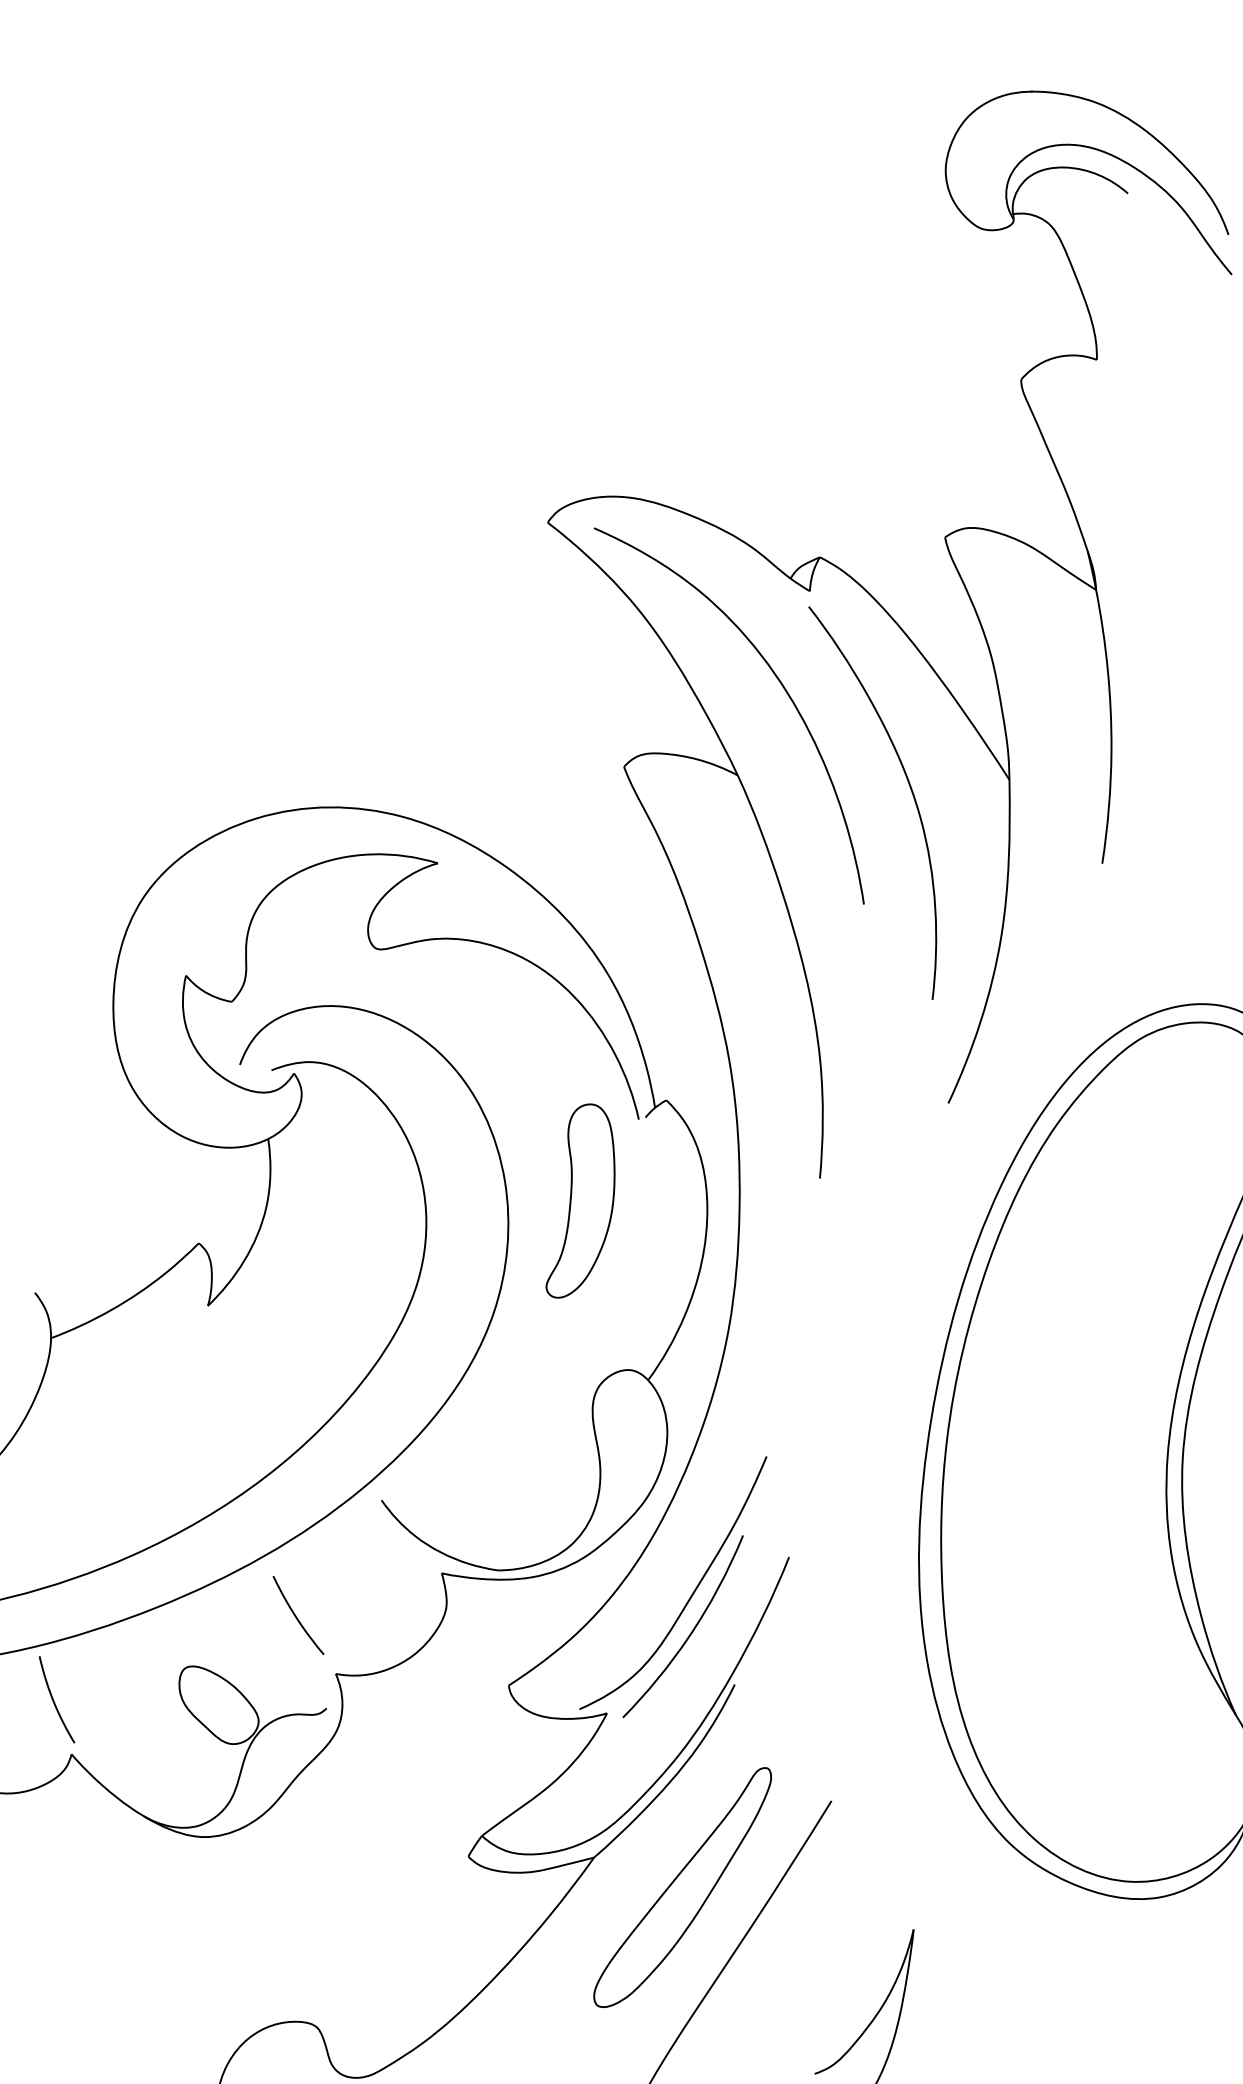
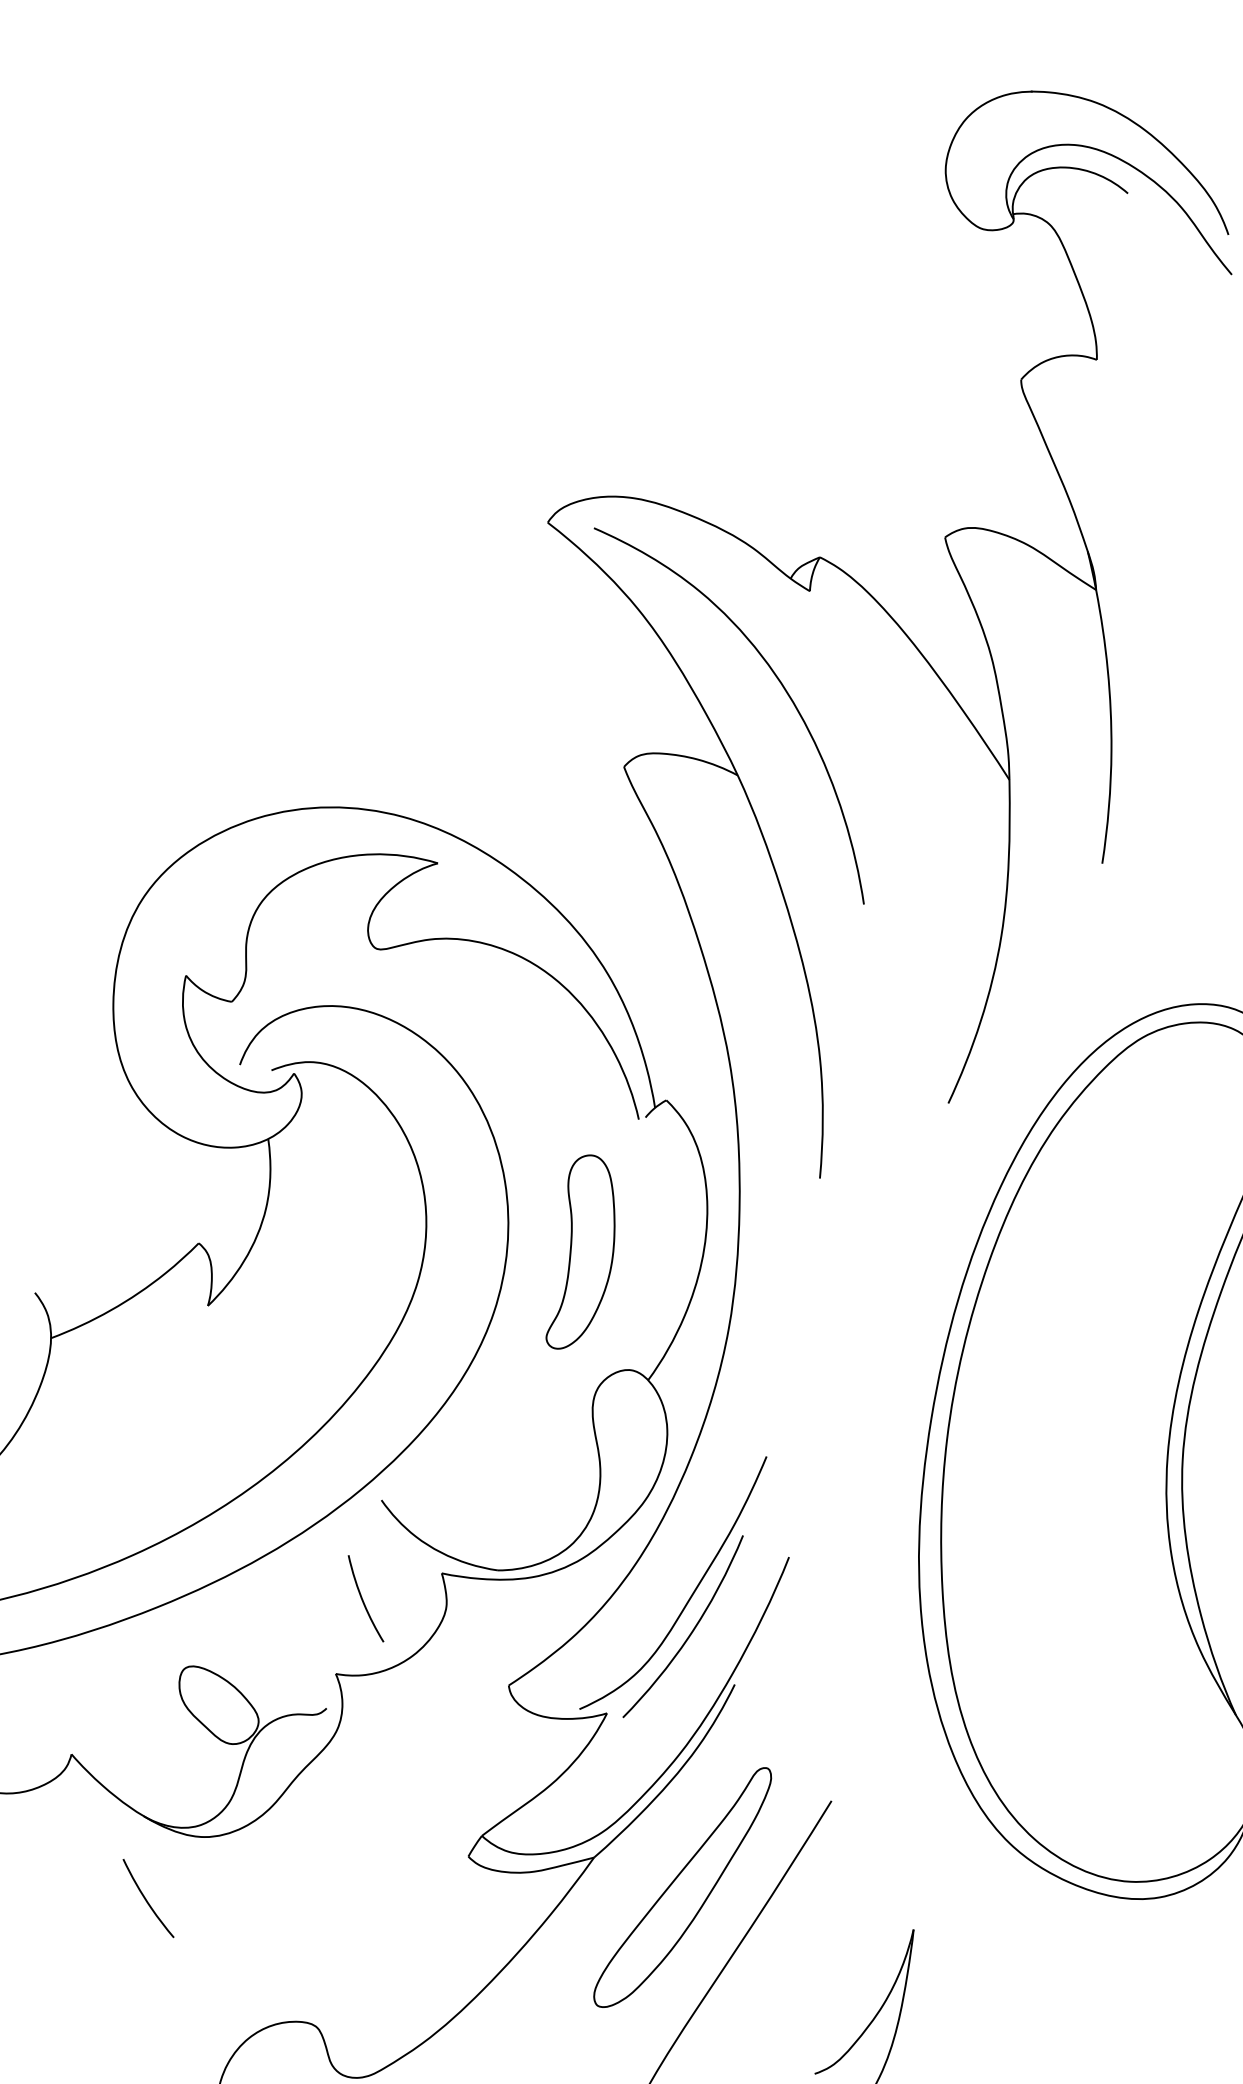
curve: present -> none (910, 790)
part position: (580, 1200) -> (580, 1251) (580, 1251)
curve position: (296, 1615) -> (146, 1898) (146, 1898)
curve position: (54, 1700) -> (363, 1599) (363, 1599)
